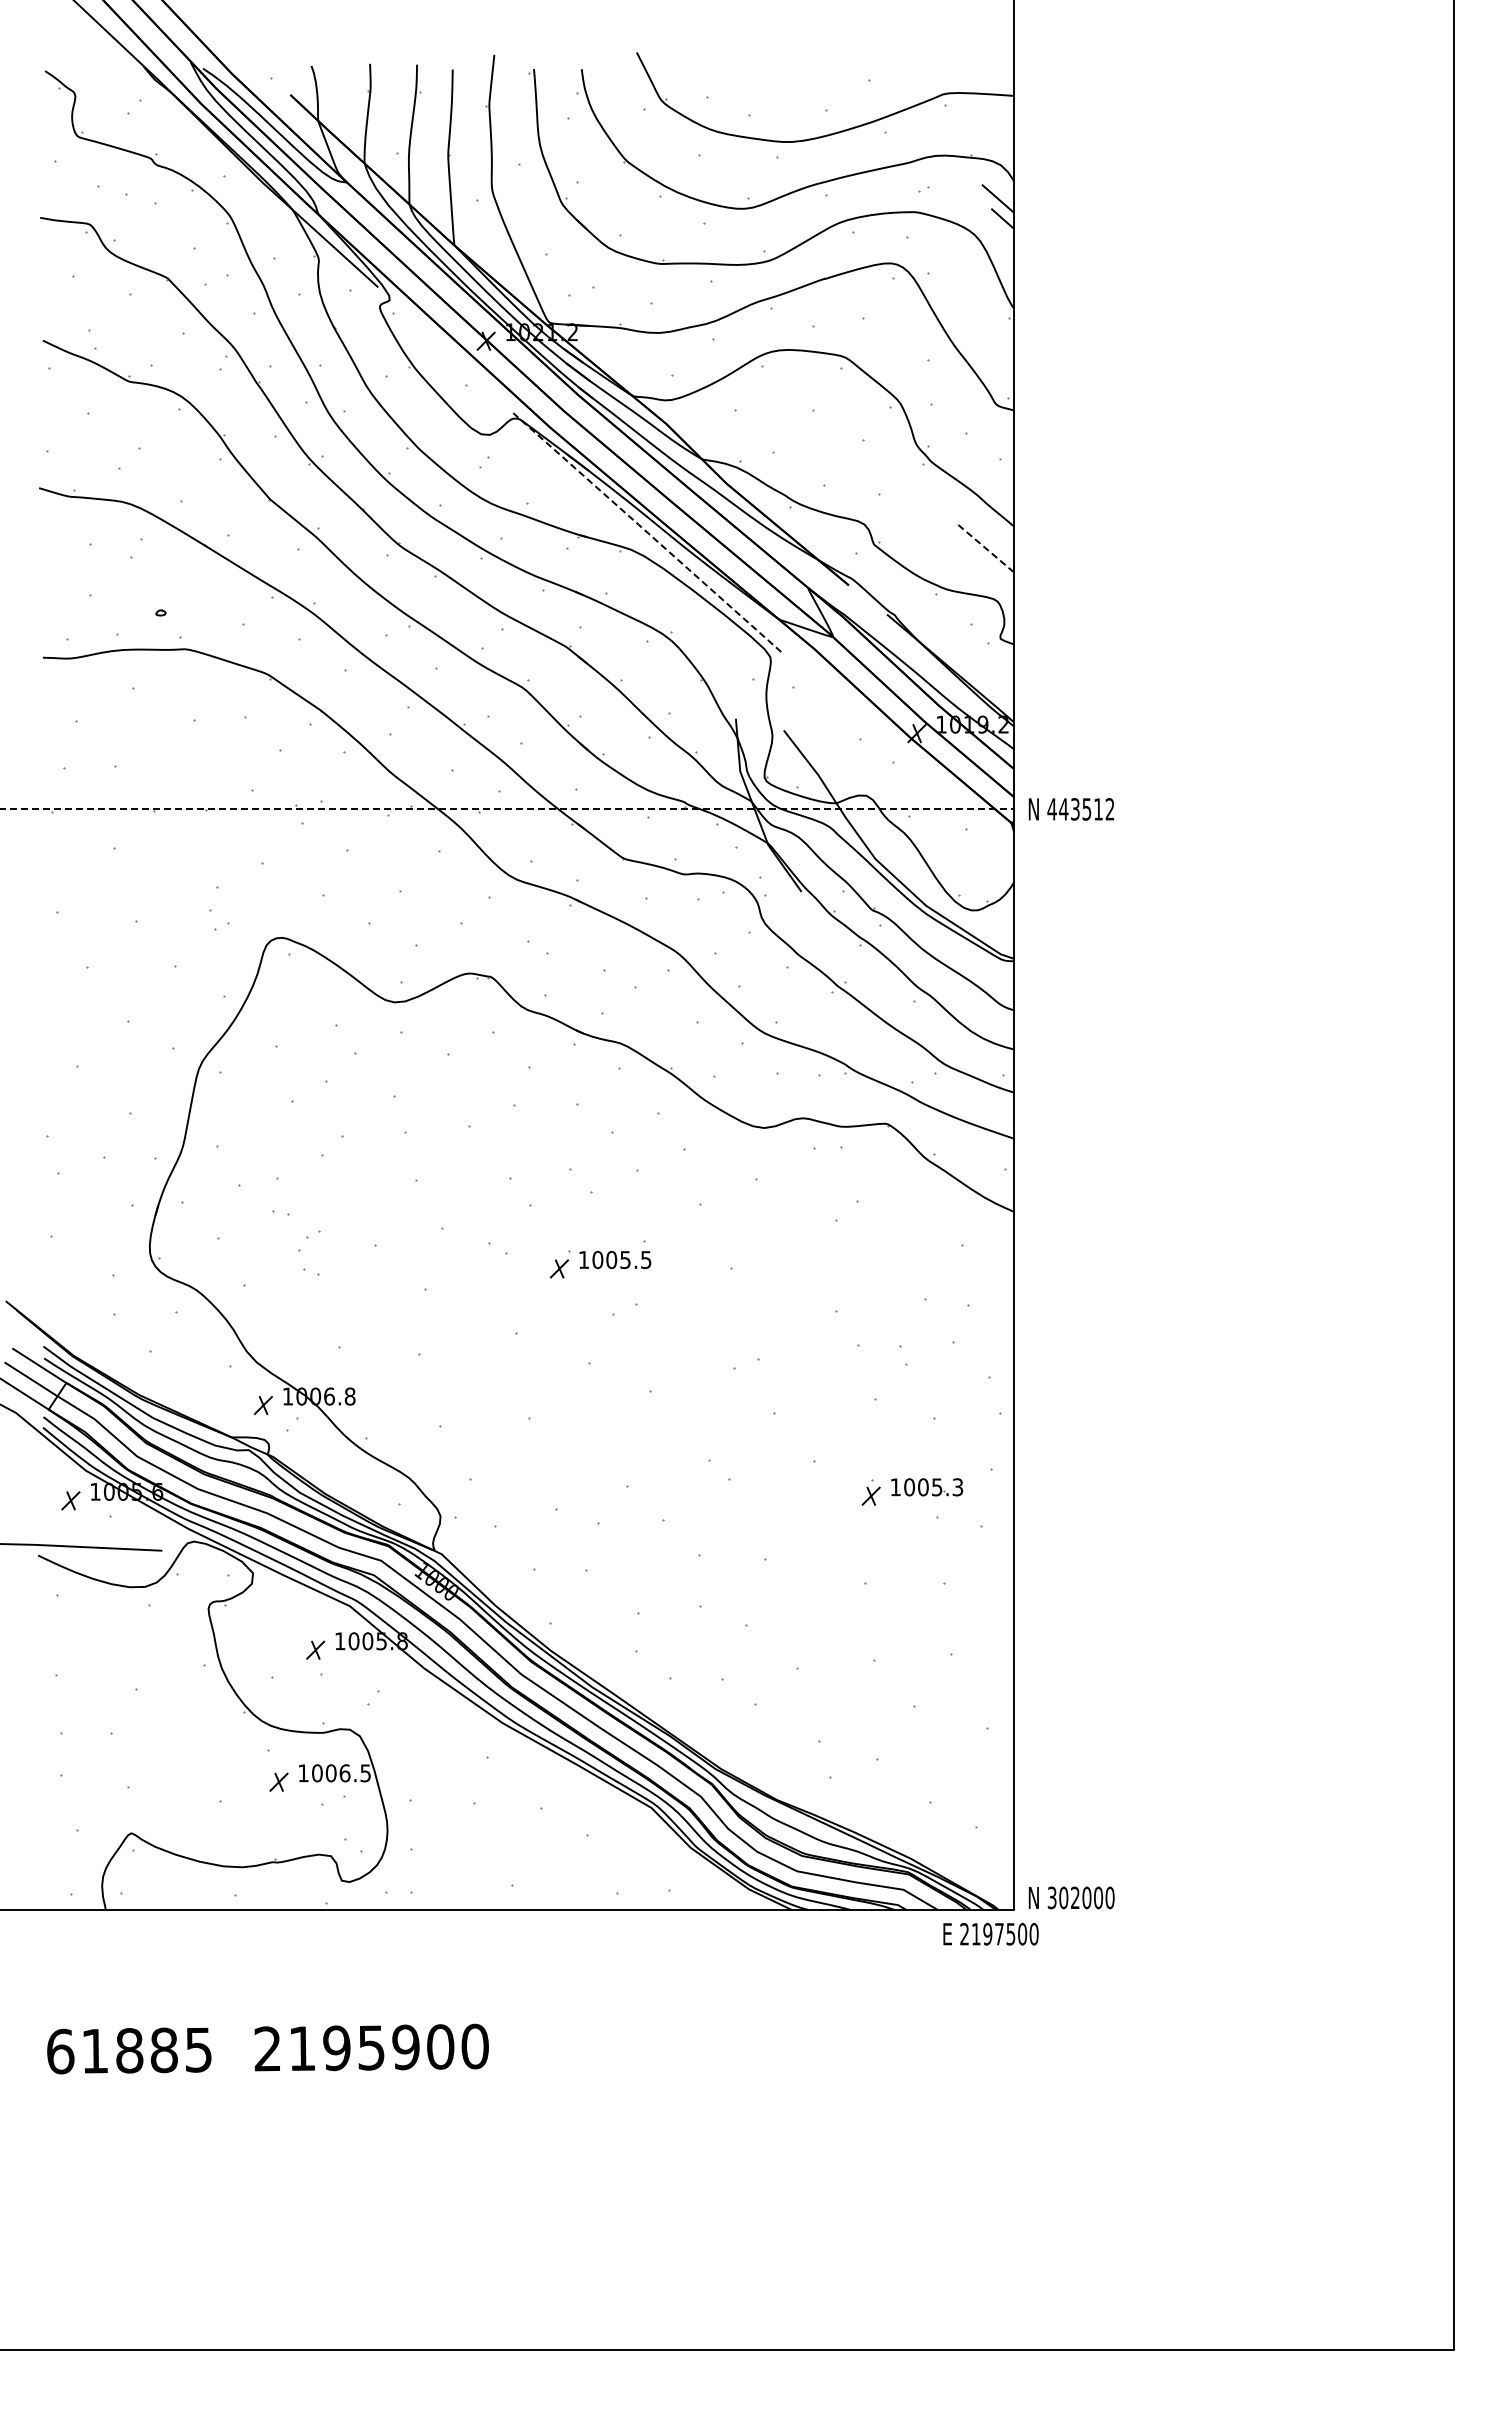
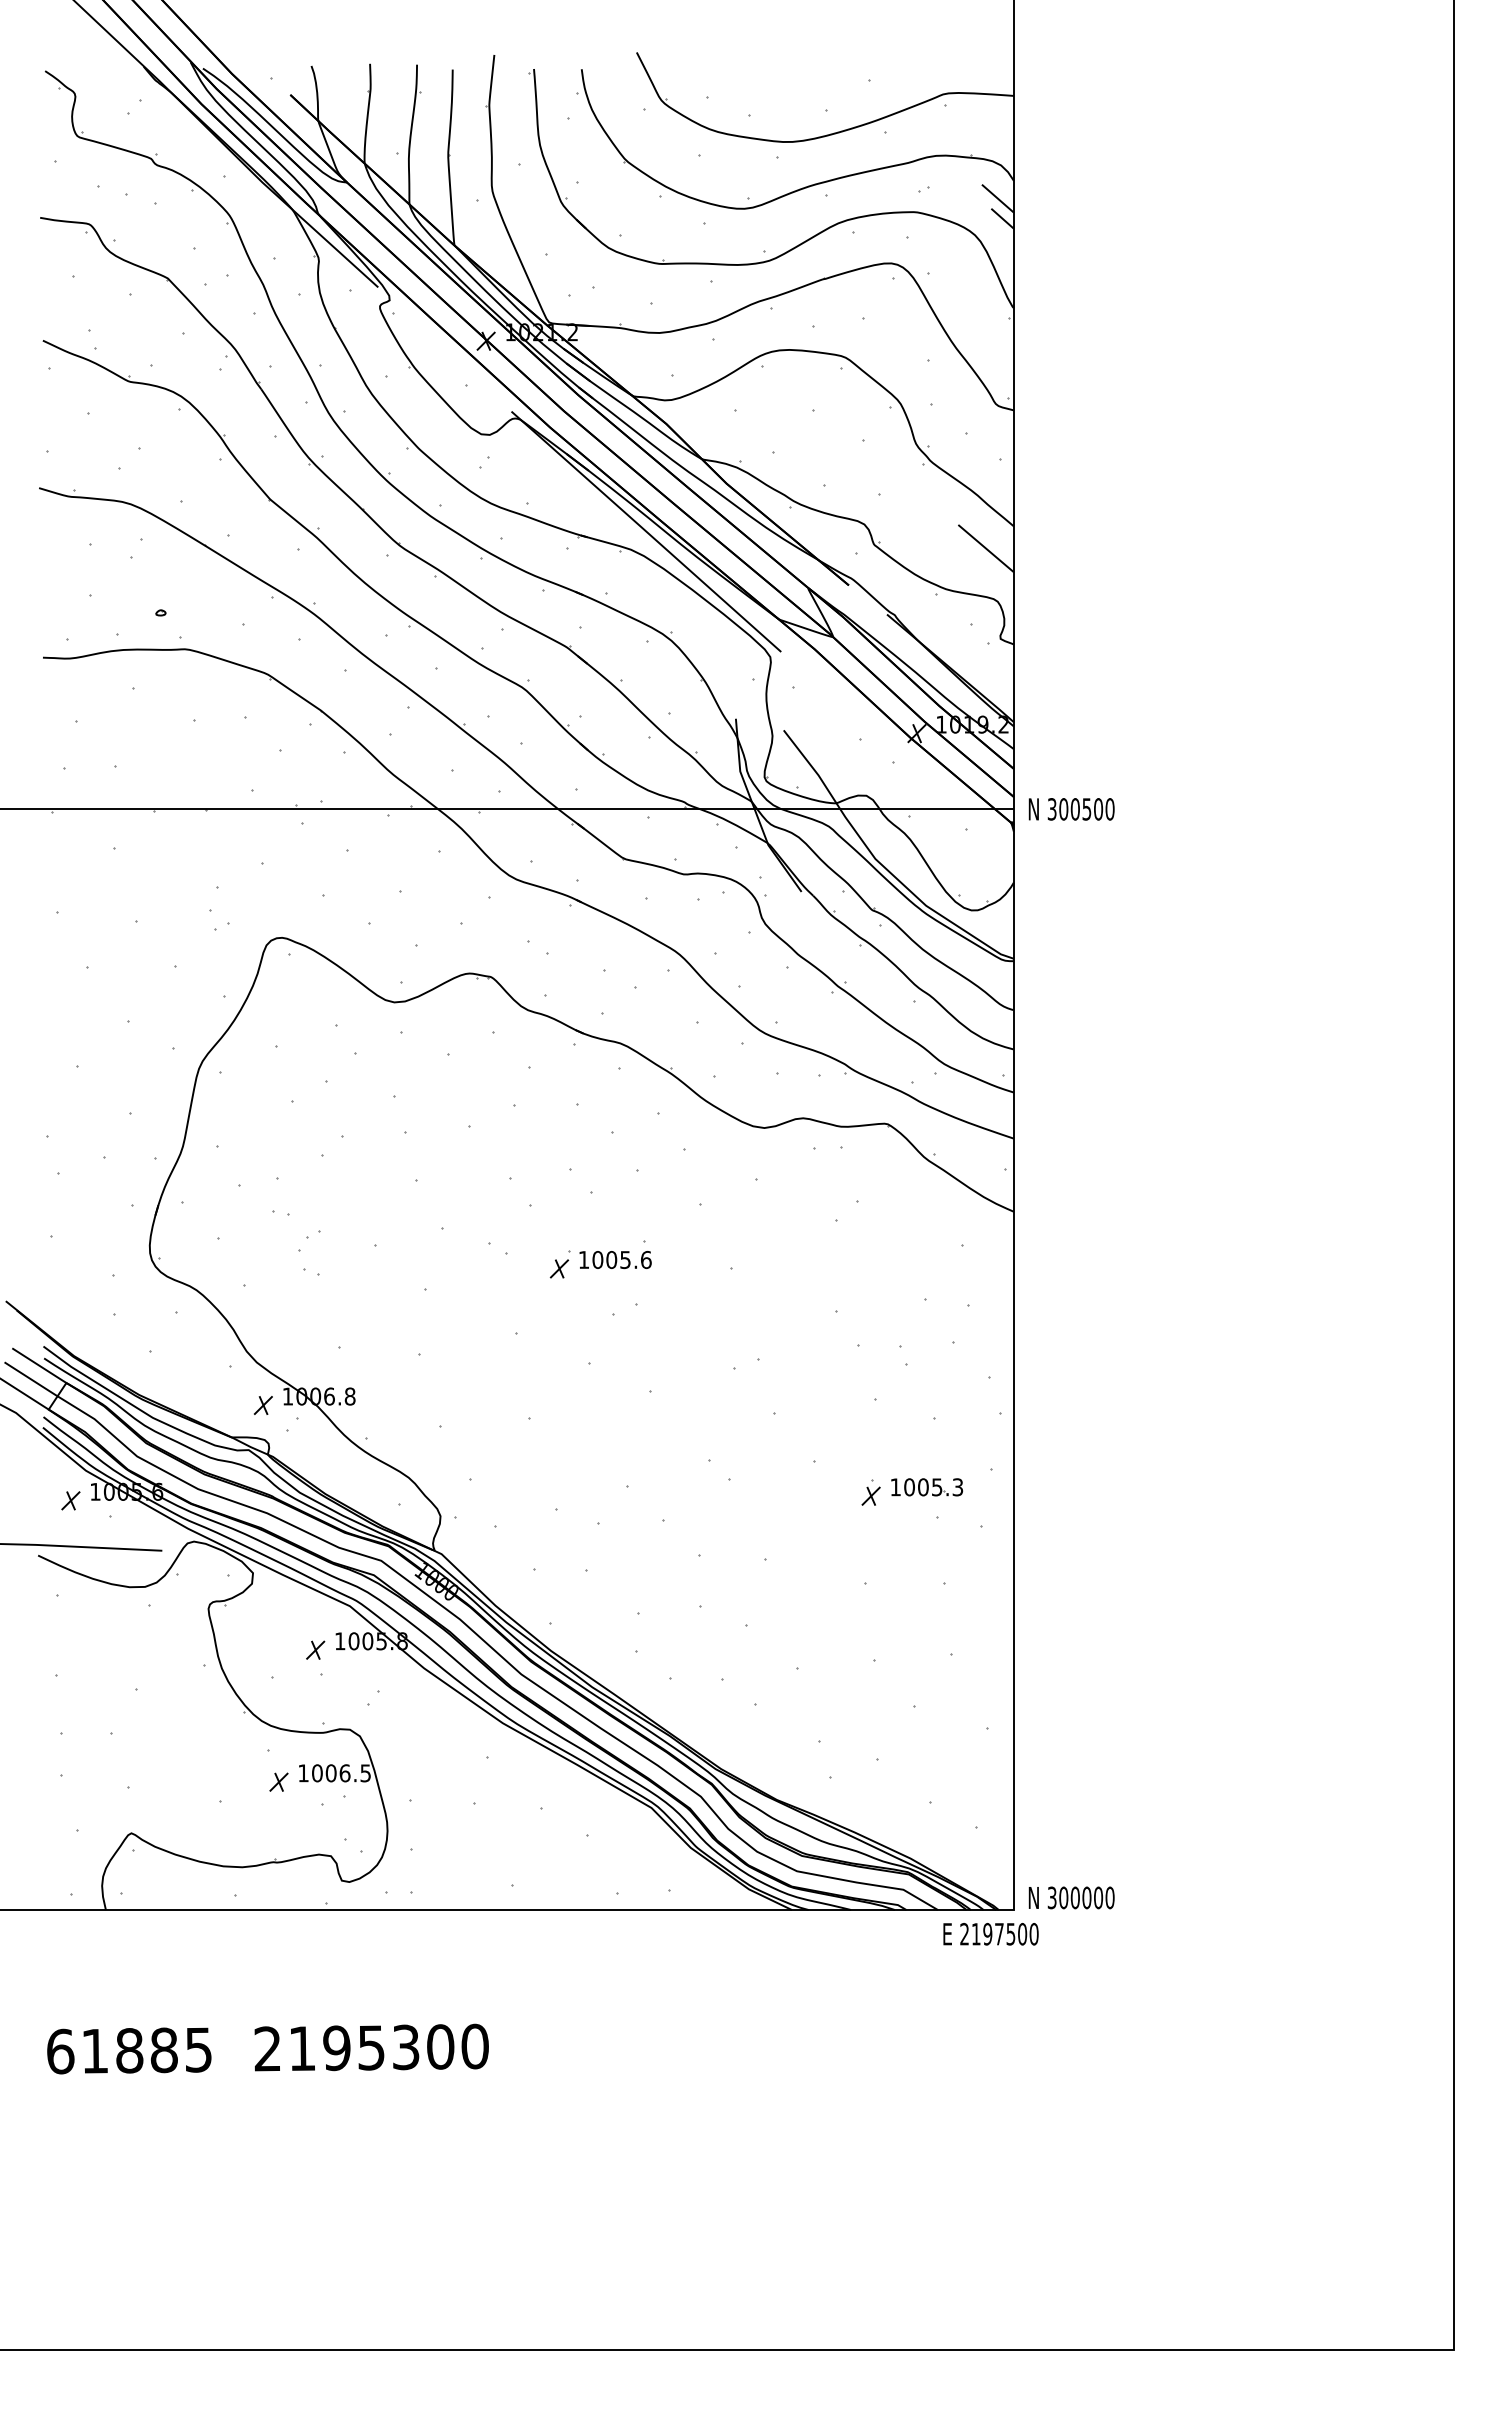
line: dashed -> solid (645, 531)
line: dashed -> solid (986, 548)
line: dashed -> solid (507, 809)
text: 443512 -> 300500 (1080, 809)
text: 1005.5 -> 1005.6 (646, 1259)
text: 302000 -> 300000 (1074, 1897)
text: 2195900 -> 2195300 (405, 2047)
